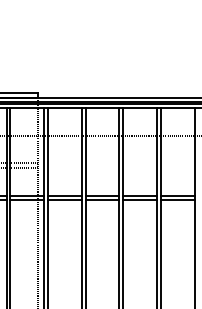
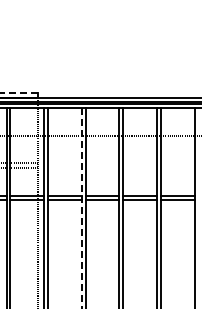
line: solid -> dashed (19, 93)
line: solid -> dashed (81, 209)
